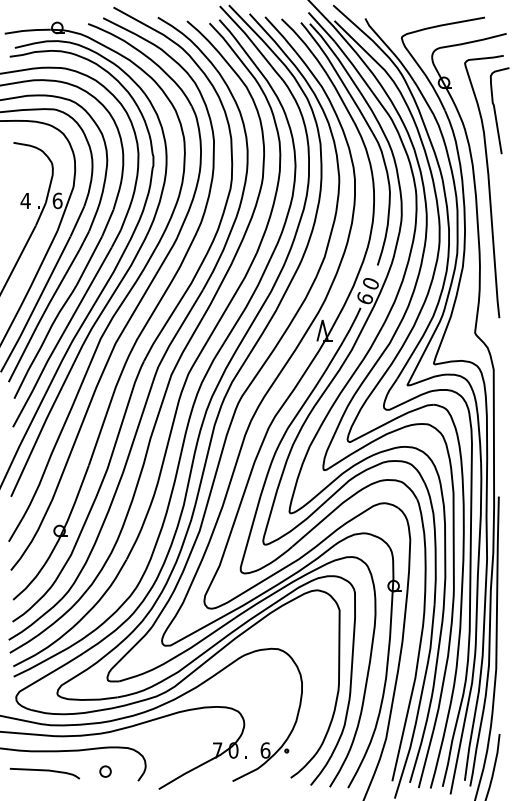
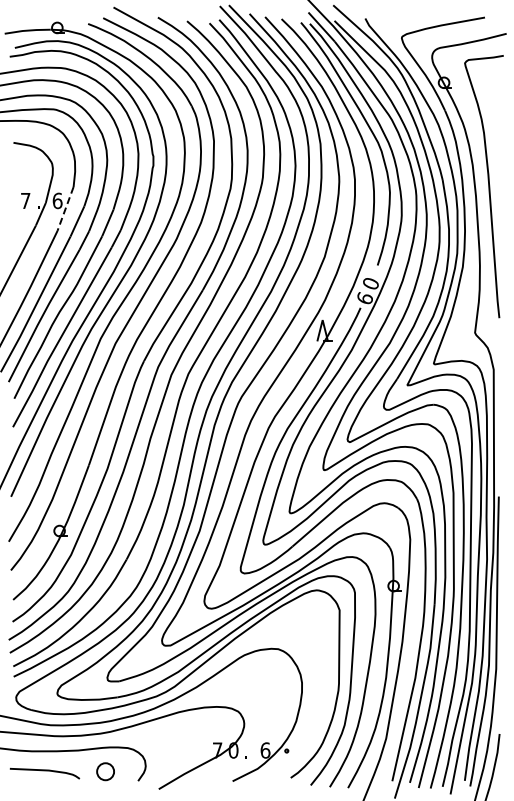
curve: present -> none (495, 110)
text: 4 -> 7 (25, 200)
line: solid -> dashed (65, 209)
circle size: 13x13 px -> 19x20 px (105, 771)
